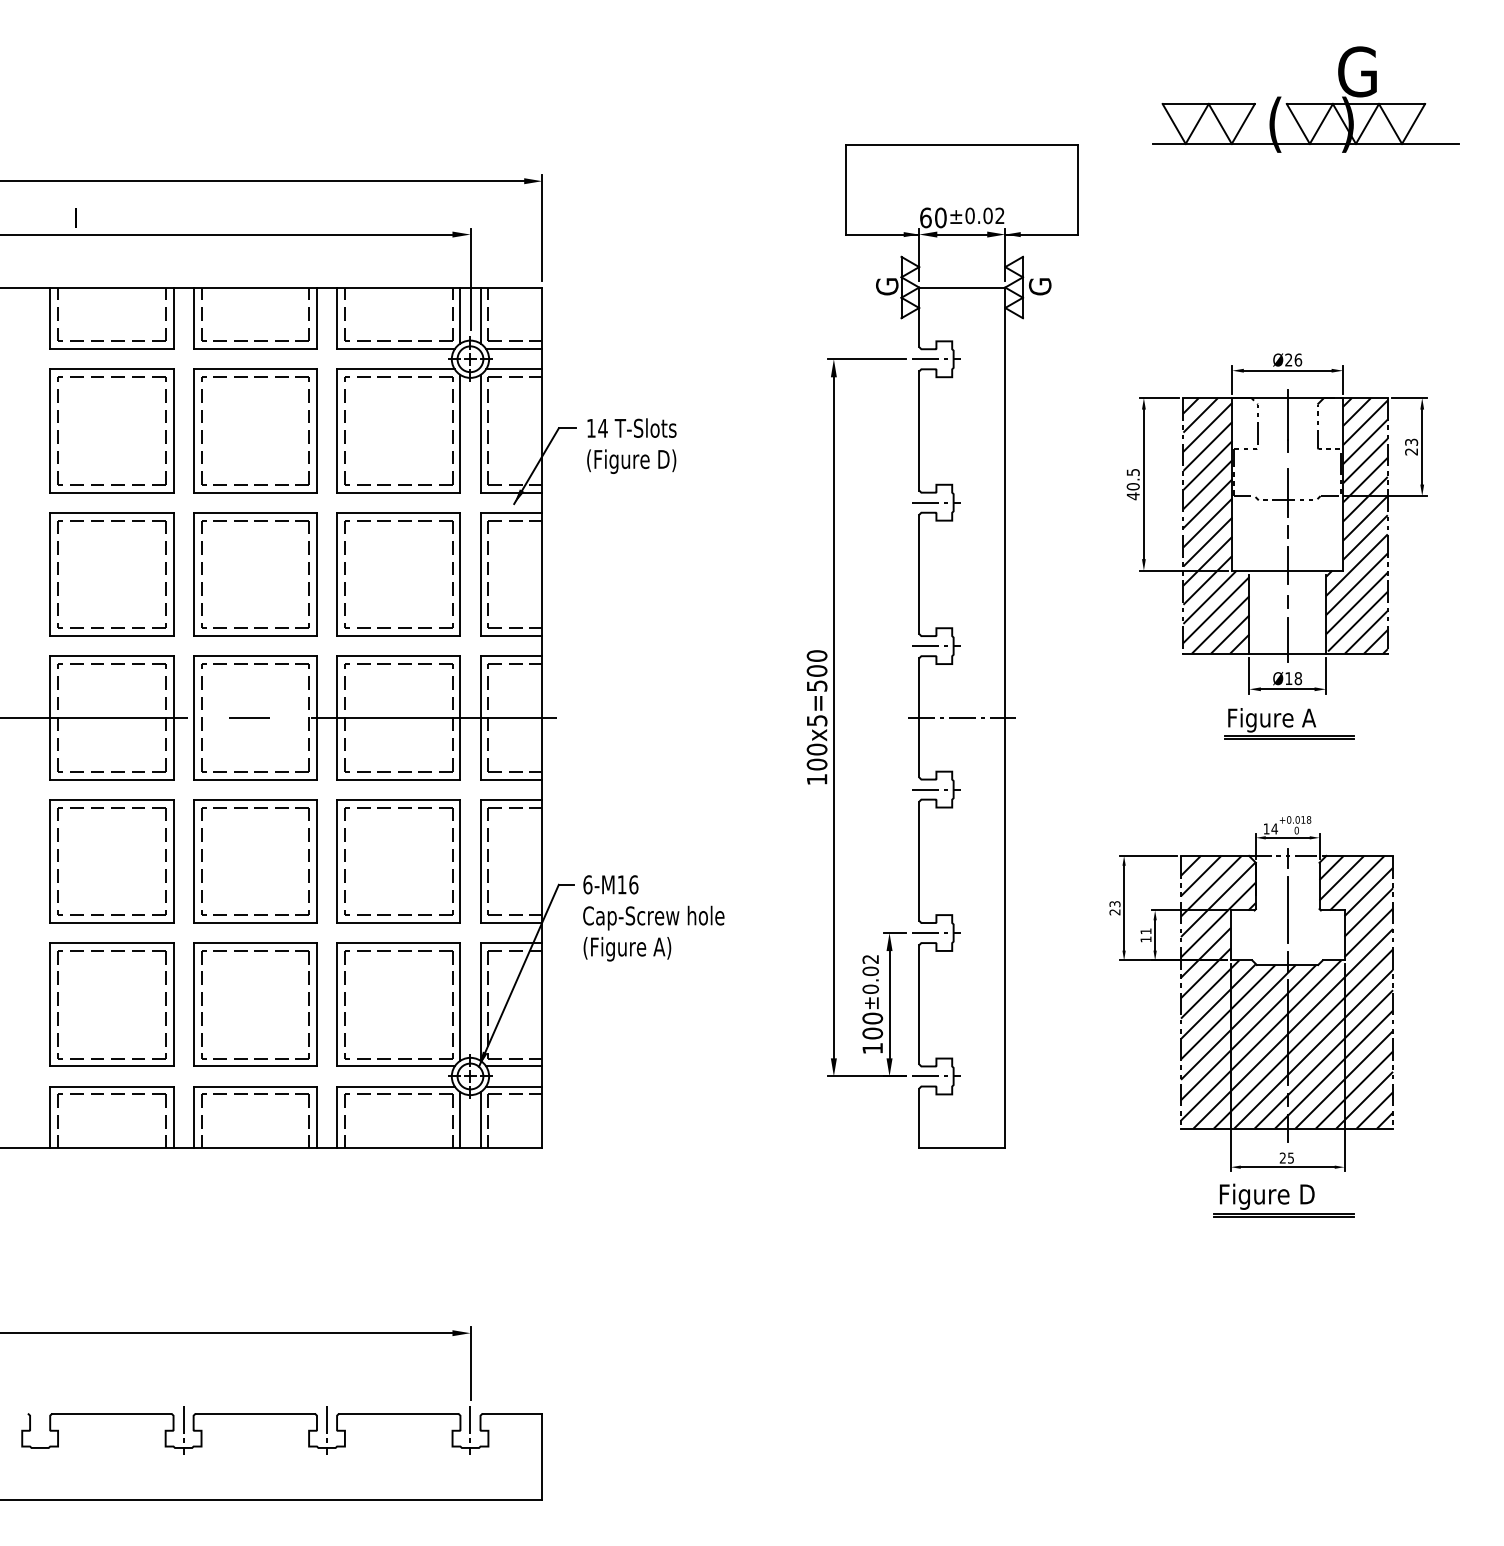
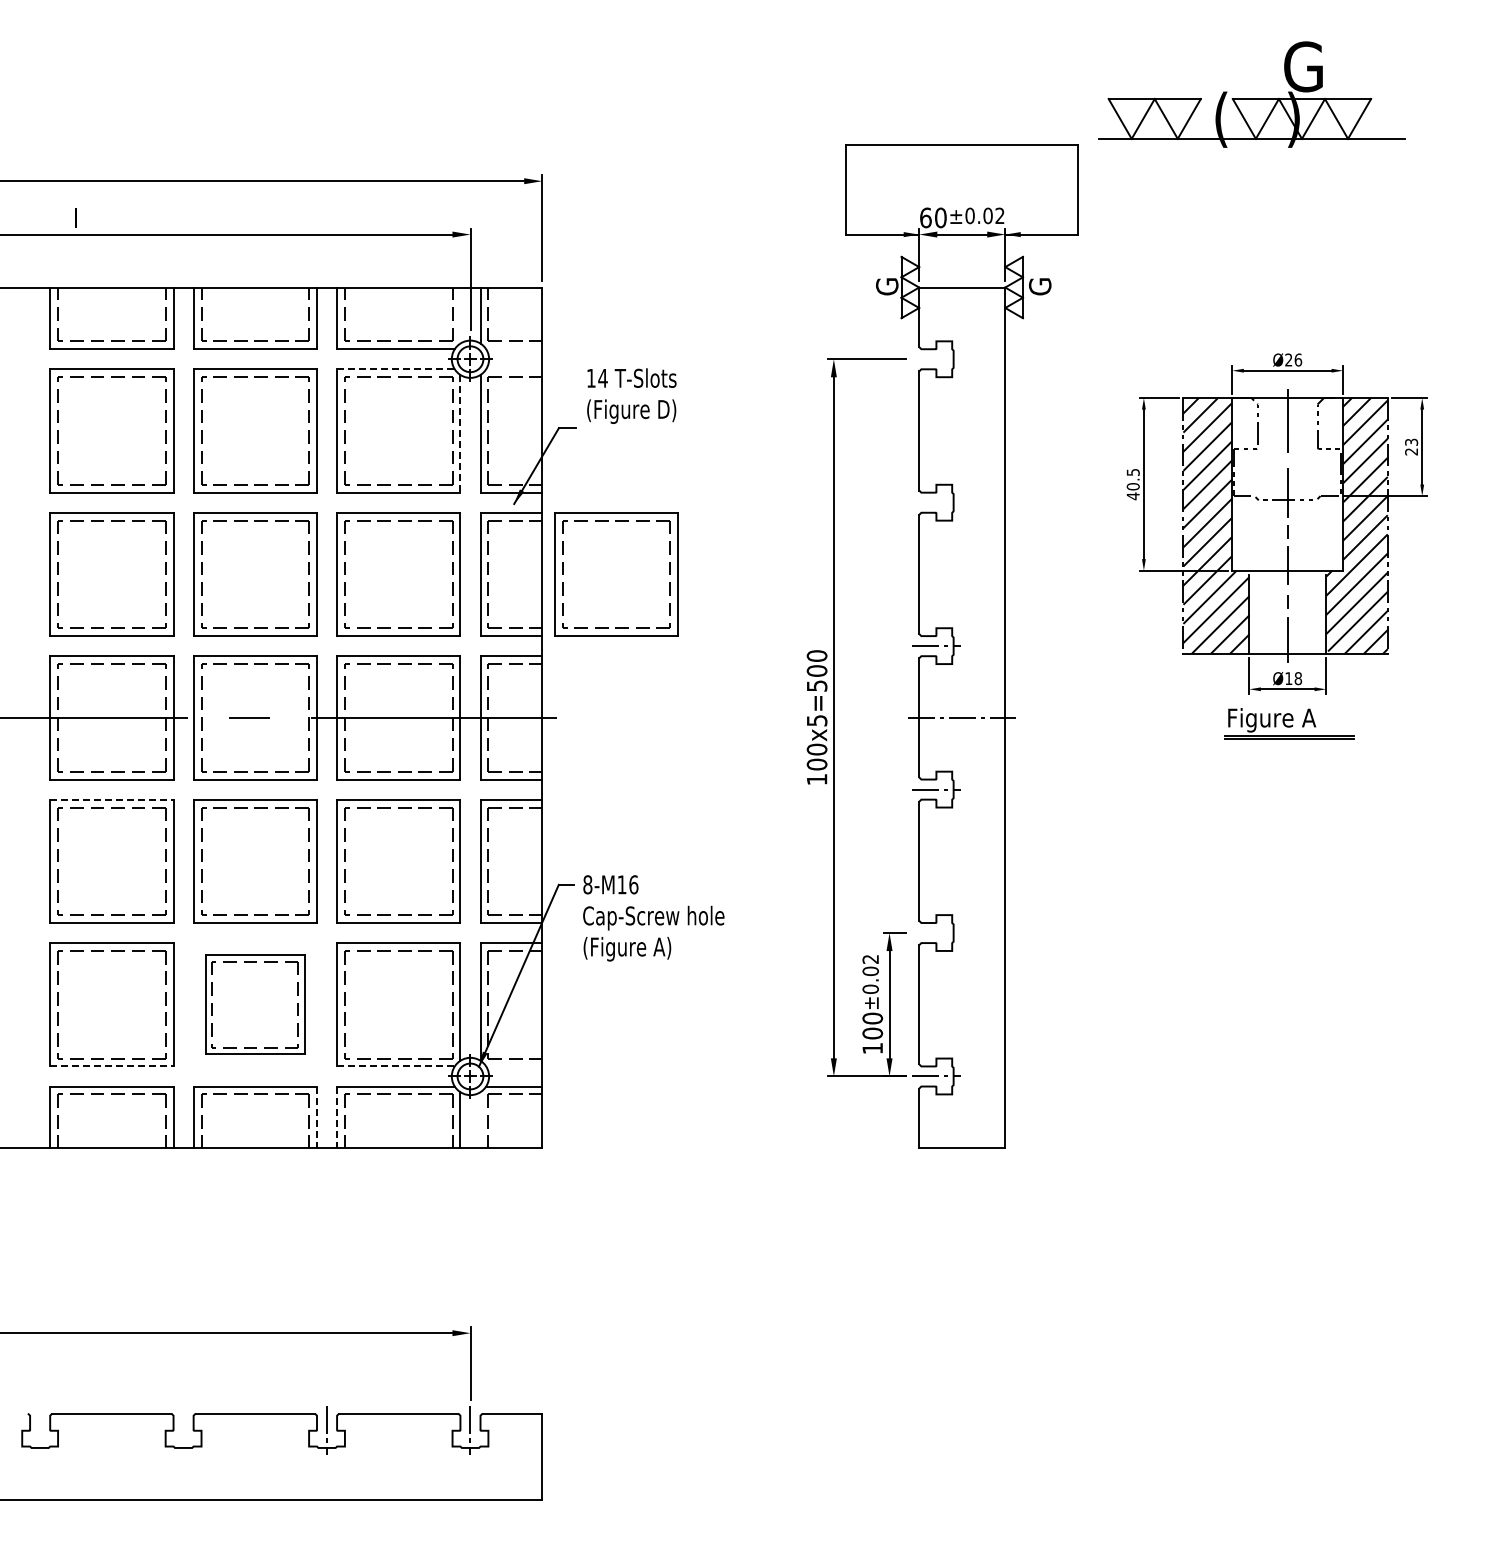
part position: (1305, 99) -> (1251, 94) (1251, 94)
line: present -> none (460, 315)
line: present -> none (514, 349)
line: present -> none (936, 359)
line: solid -> dashed (395, 369)
line: present -> none (514, 369)
line: solid -> dashed (460, 433)
text position: (631, 445) -> (631, 395) (631, 395)
line: present -> none (936, 502)
part: none -> present (616, 574)
line: solid -> dashed (111, 799)
text: 6-M16 -> 8-M16 (587, 884)
line: present -> none (936, 933)
part size: 125x125 px -> 101x101 px (255, 1004)
part: present -> none (1251, 1016)
line: solid -> dashed (111, 1066)
line: solid -> dashed (395, 1066)
line: present -> none (514, 1066)
line: solid -> dashed (316, 1117)
line: solid -> dashed (337, 1117)
line: present -> none (480, 1120)
line: present -> none (183, 1430)
